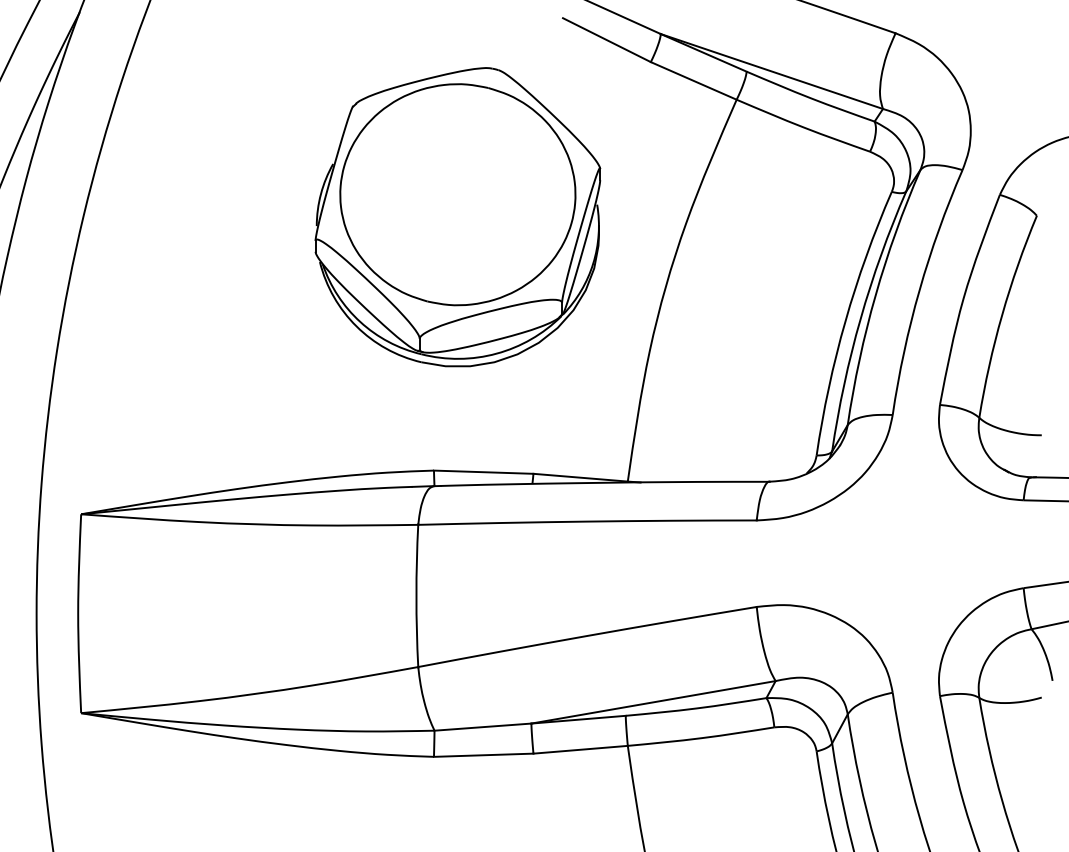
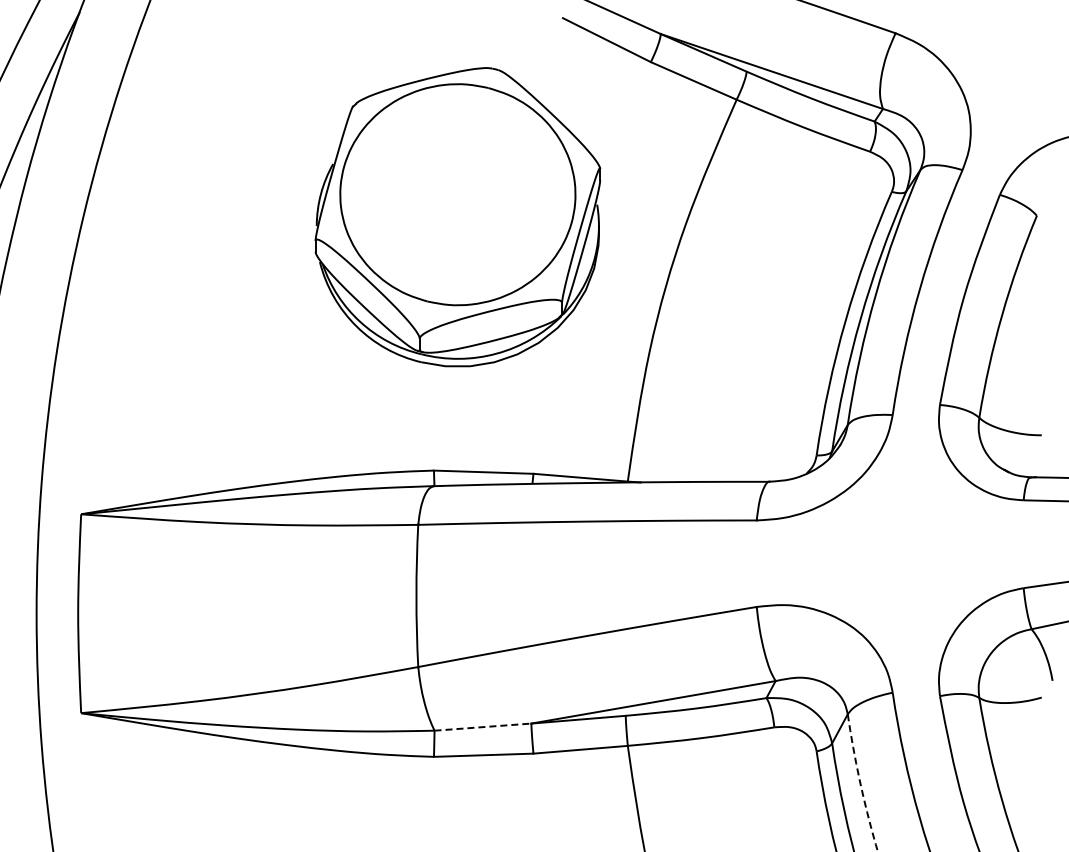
line: solid -> dashed (482, 727)
arc: solid -> dashed (860, 783)
